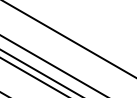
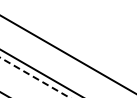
line position: (69, 39) -> (67, 54) (67, 54)
line: present -> none (52, 65)
line: solid -> dashed (34, 77)
